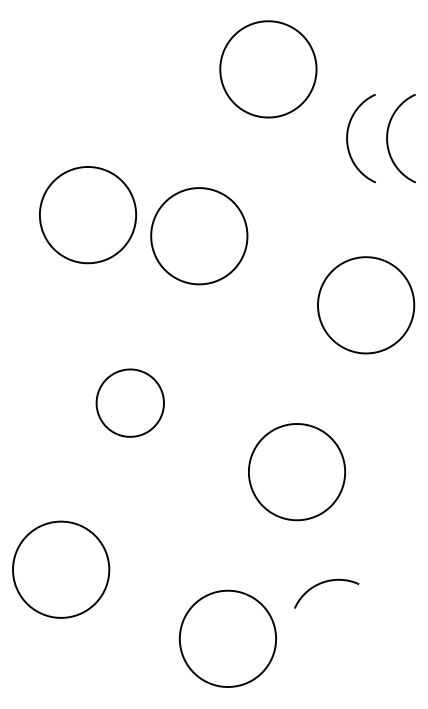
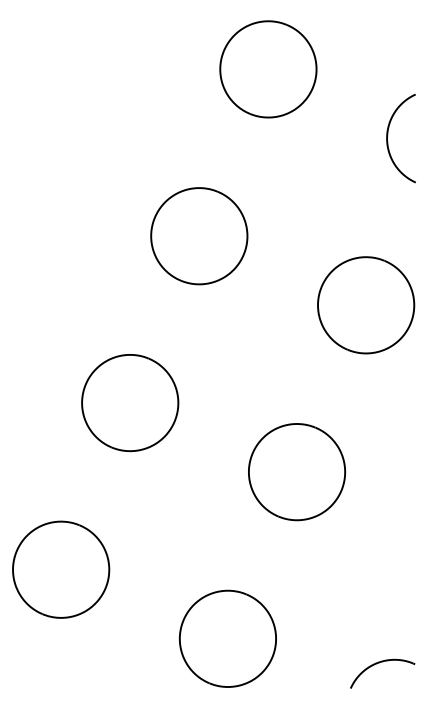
curve: present -> none (348, 135)
part: present -> none (88, 215)
part size: 70x70 px -> 99x99 px (130, 403)
part position: (323, 583) -> (379, 663) (379, 663)
